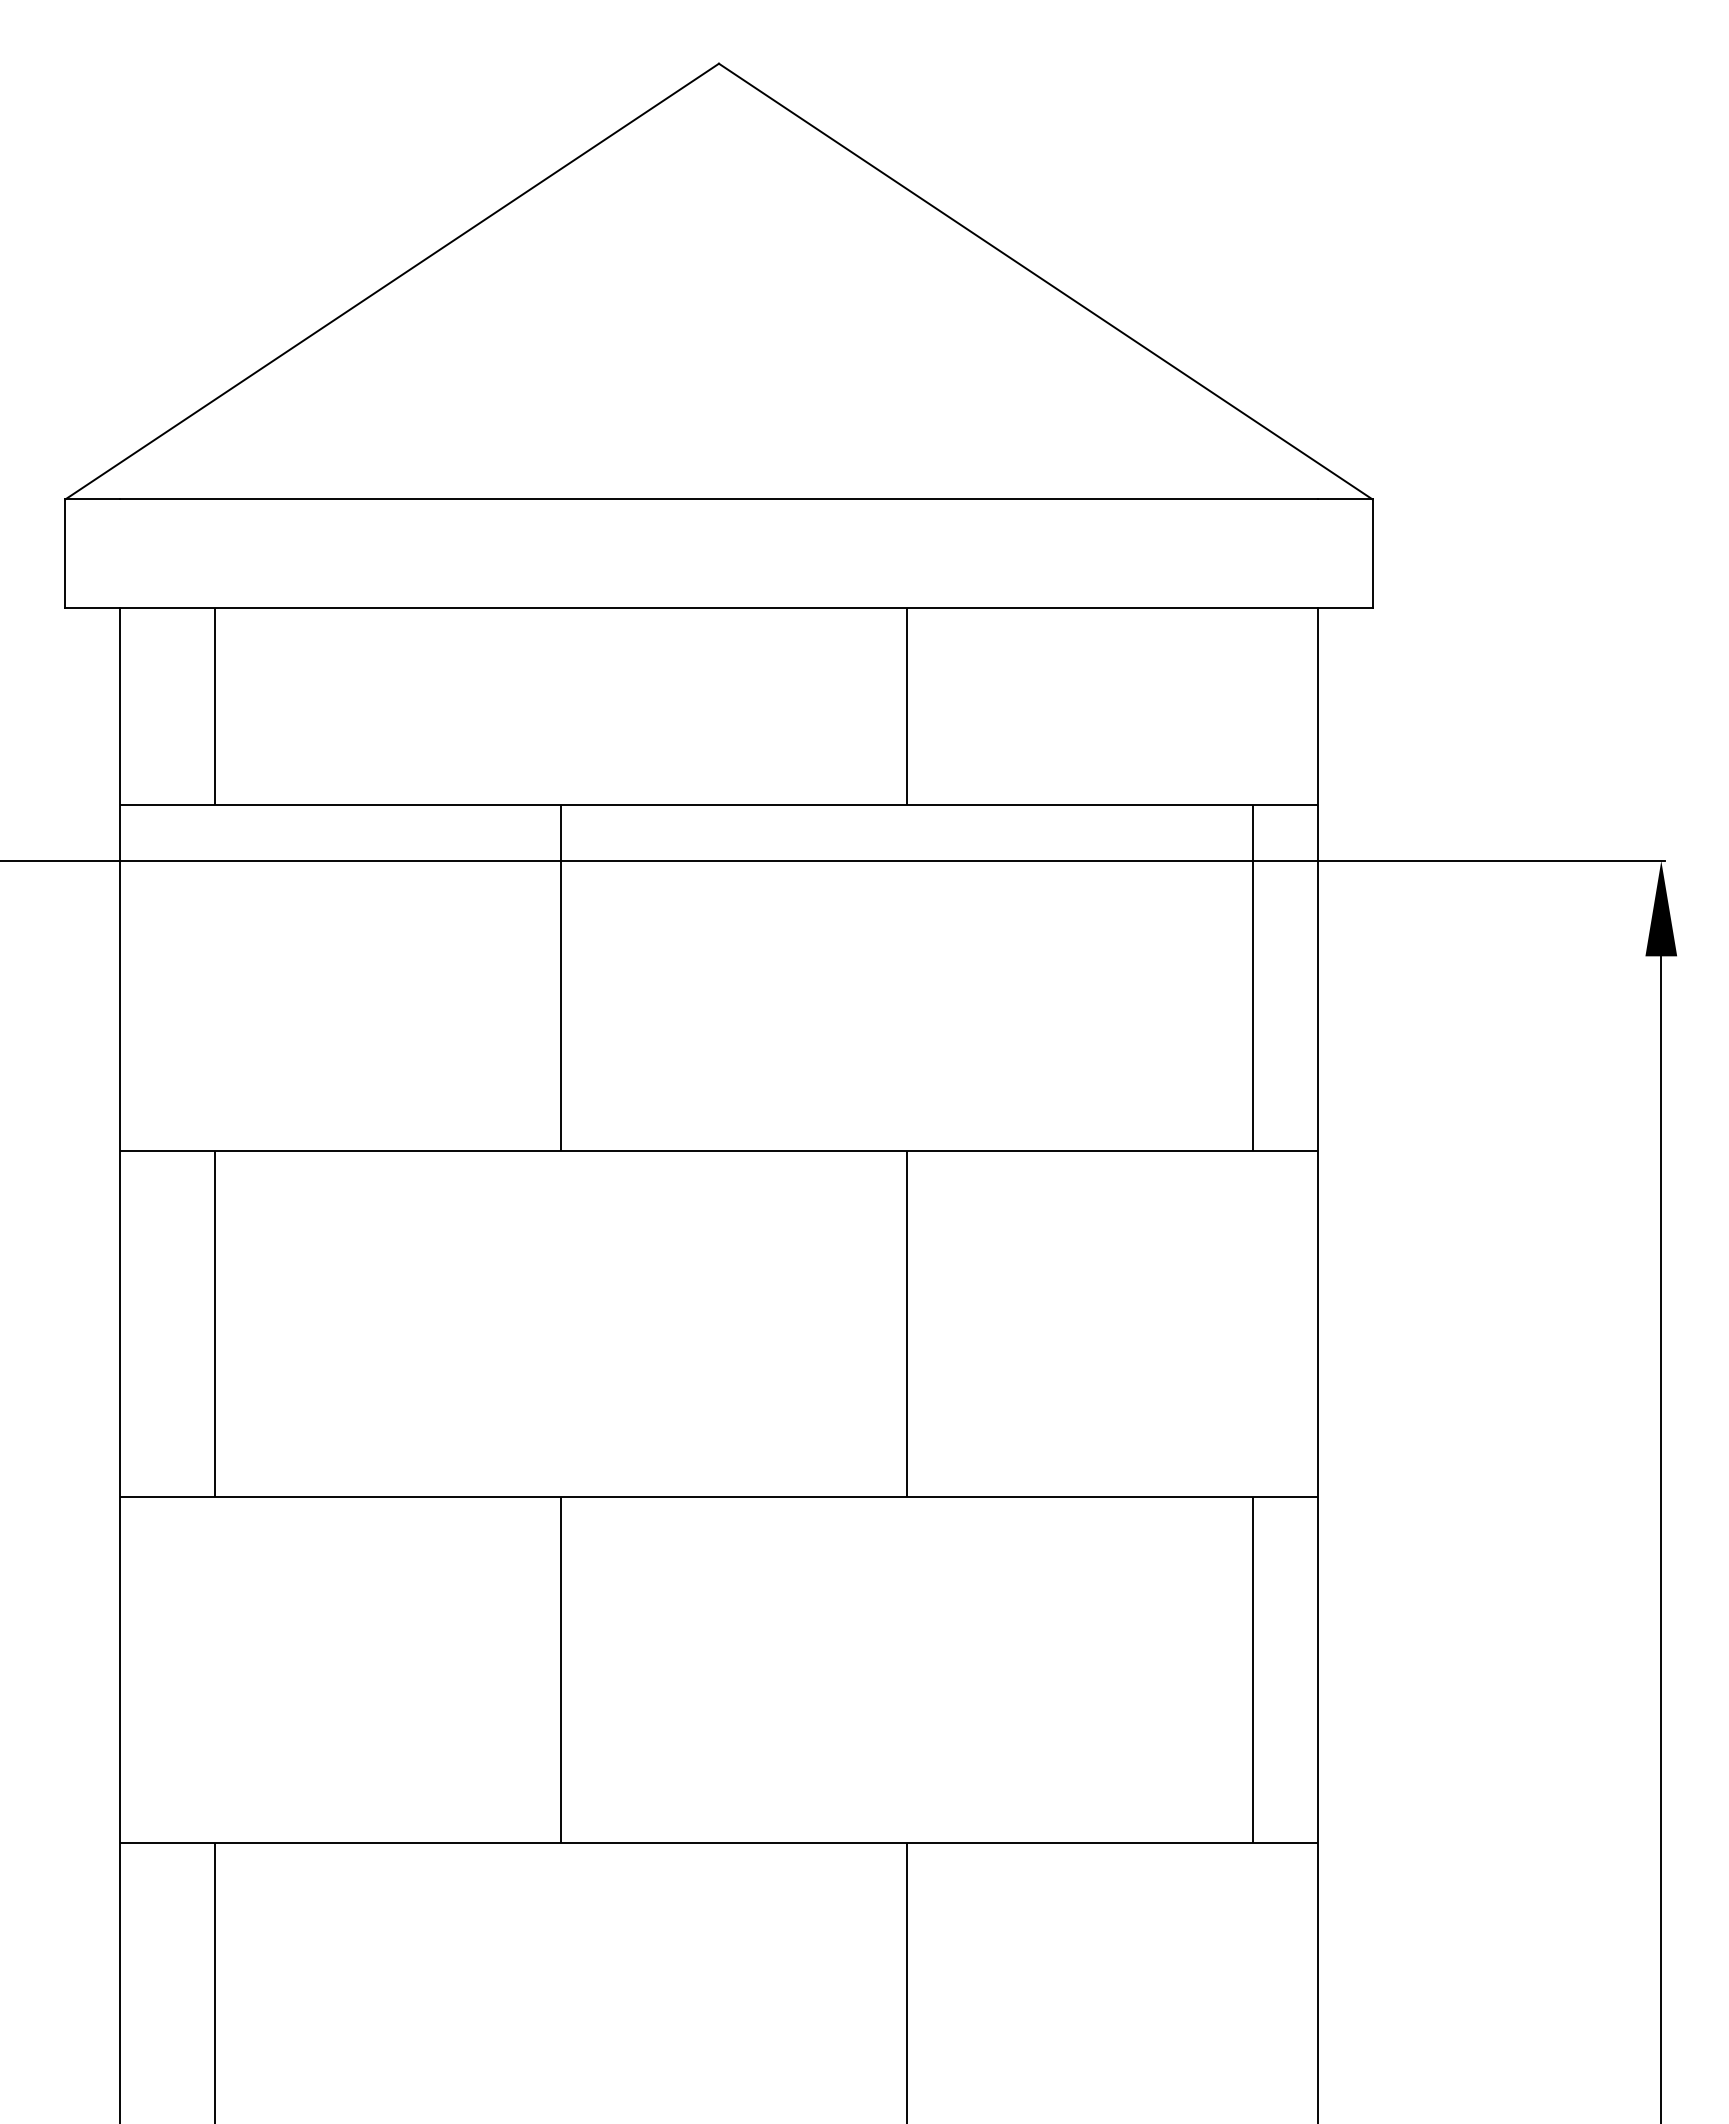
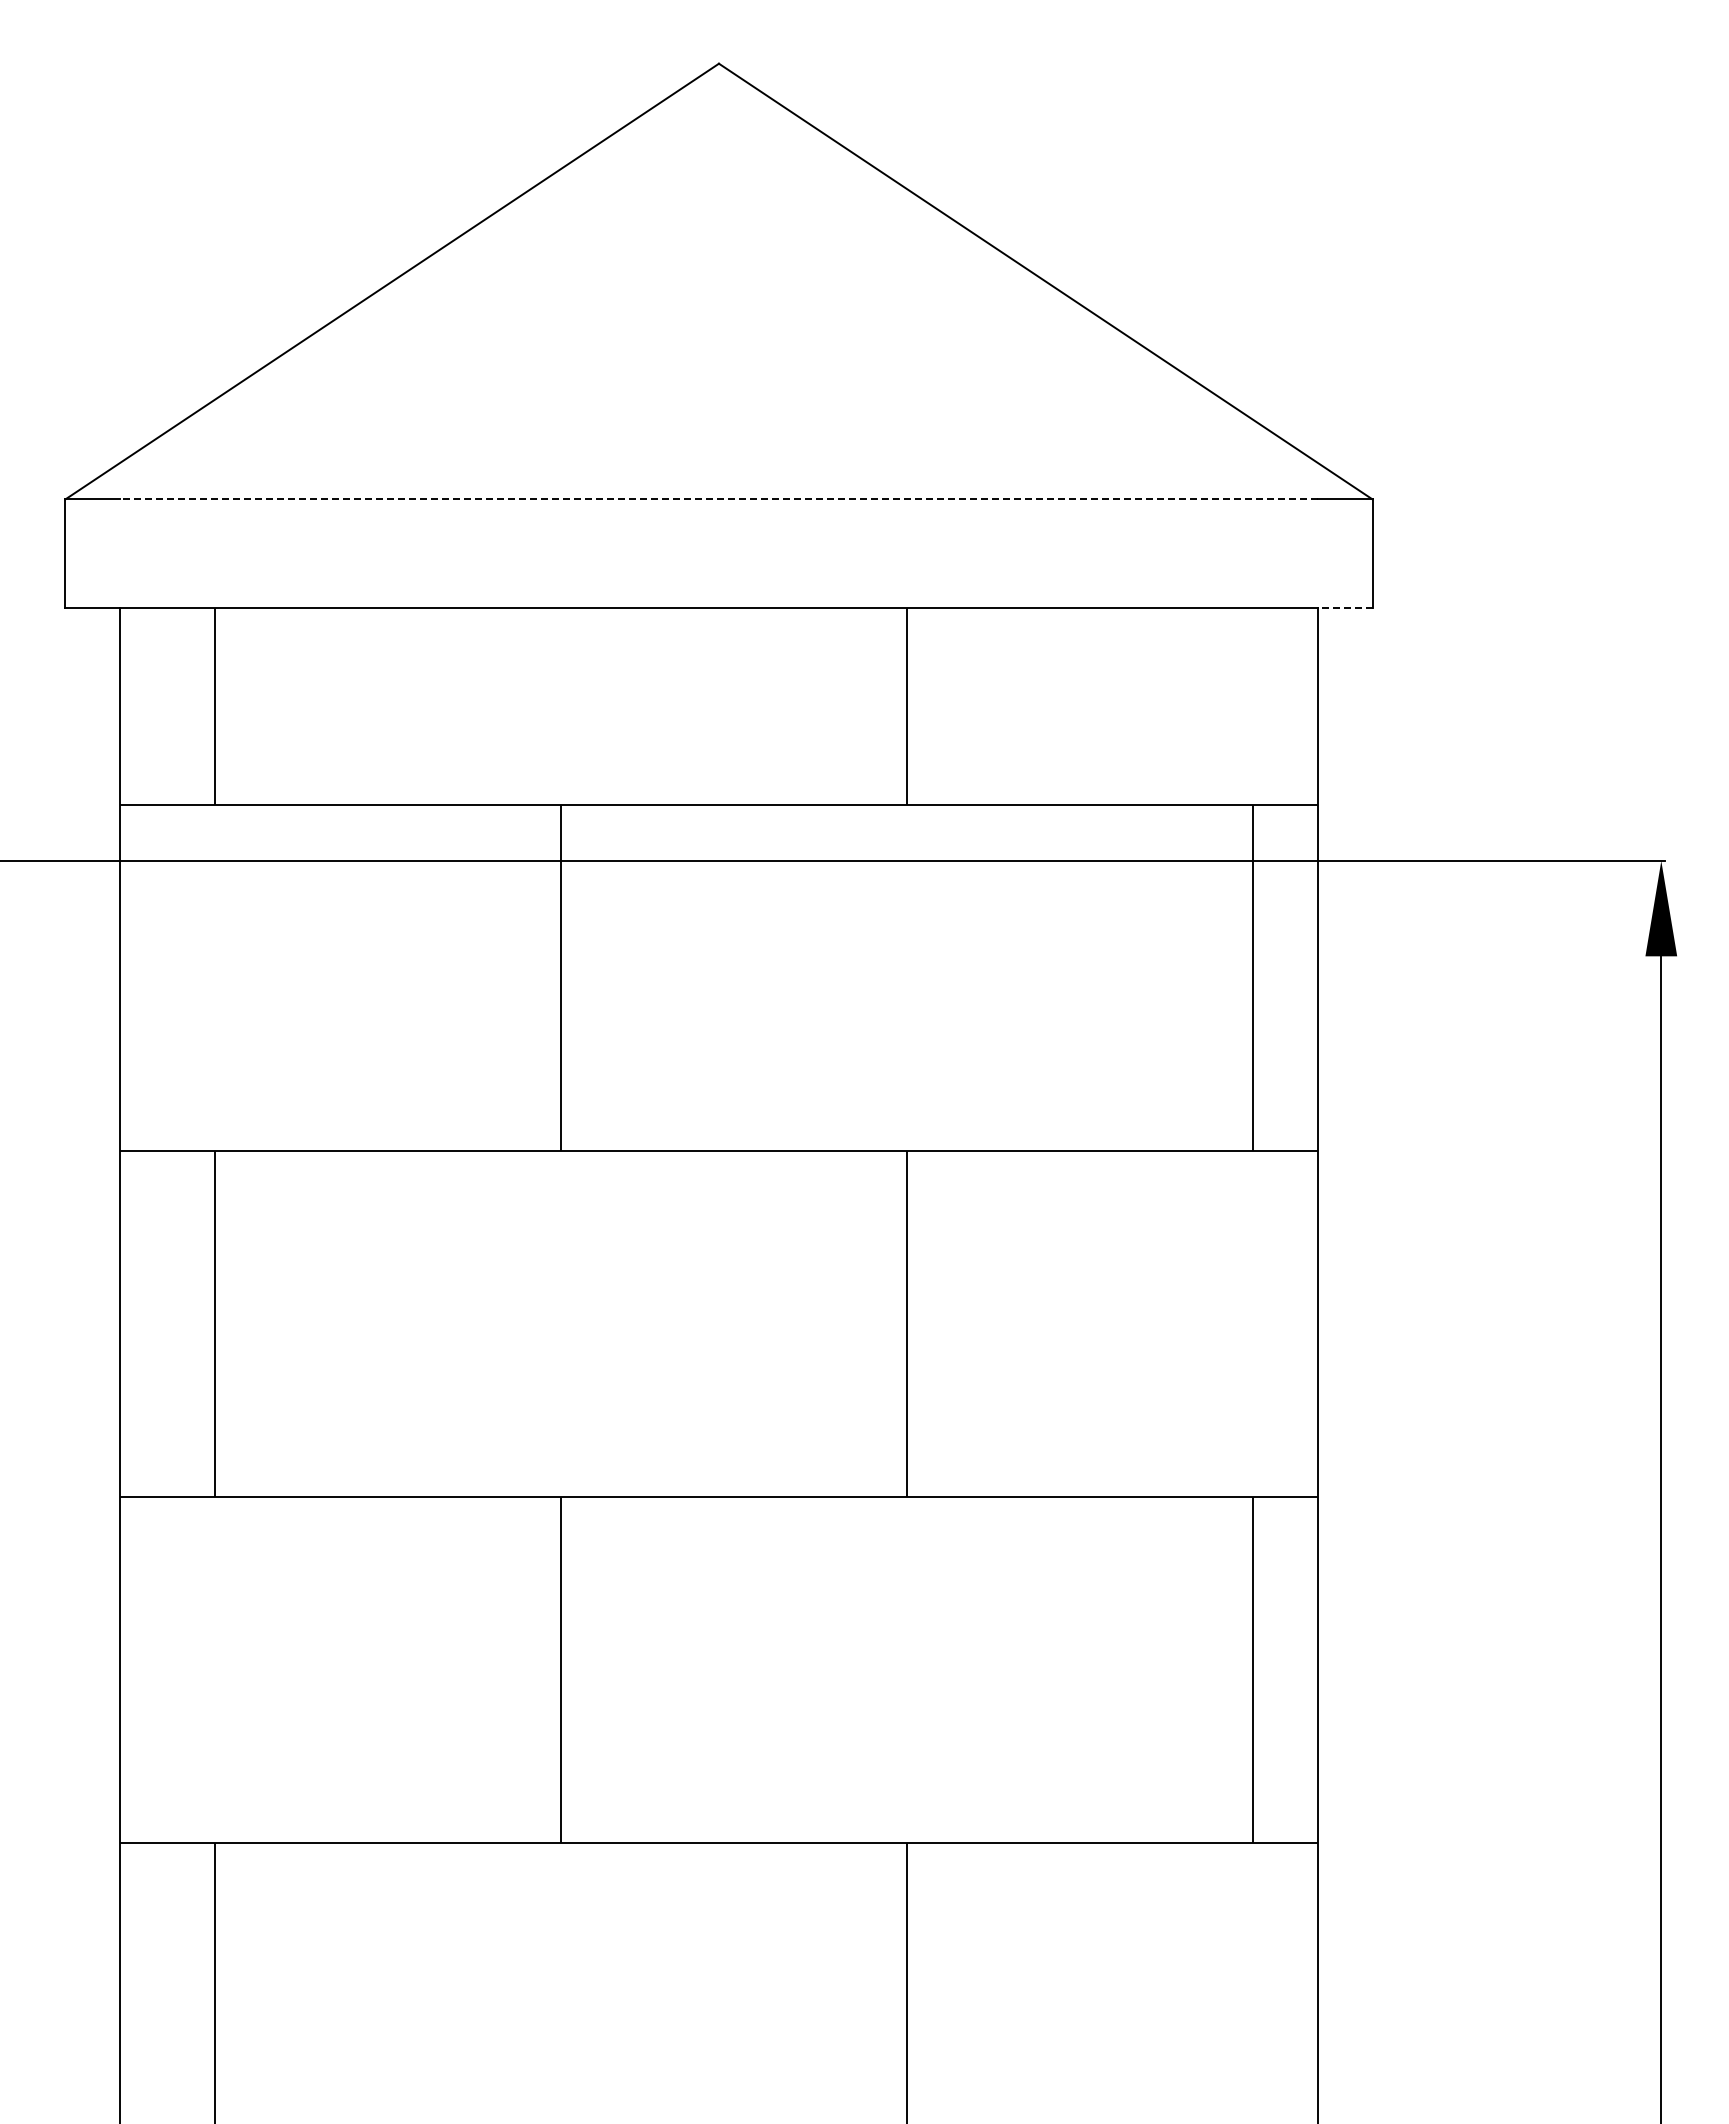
line: solid -> dashed (718, 499)
line: solid -> dashed (1344, 608)
